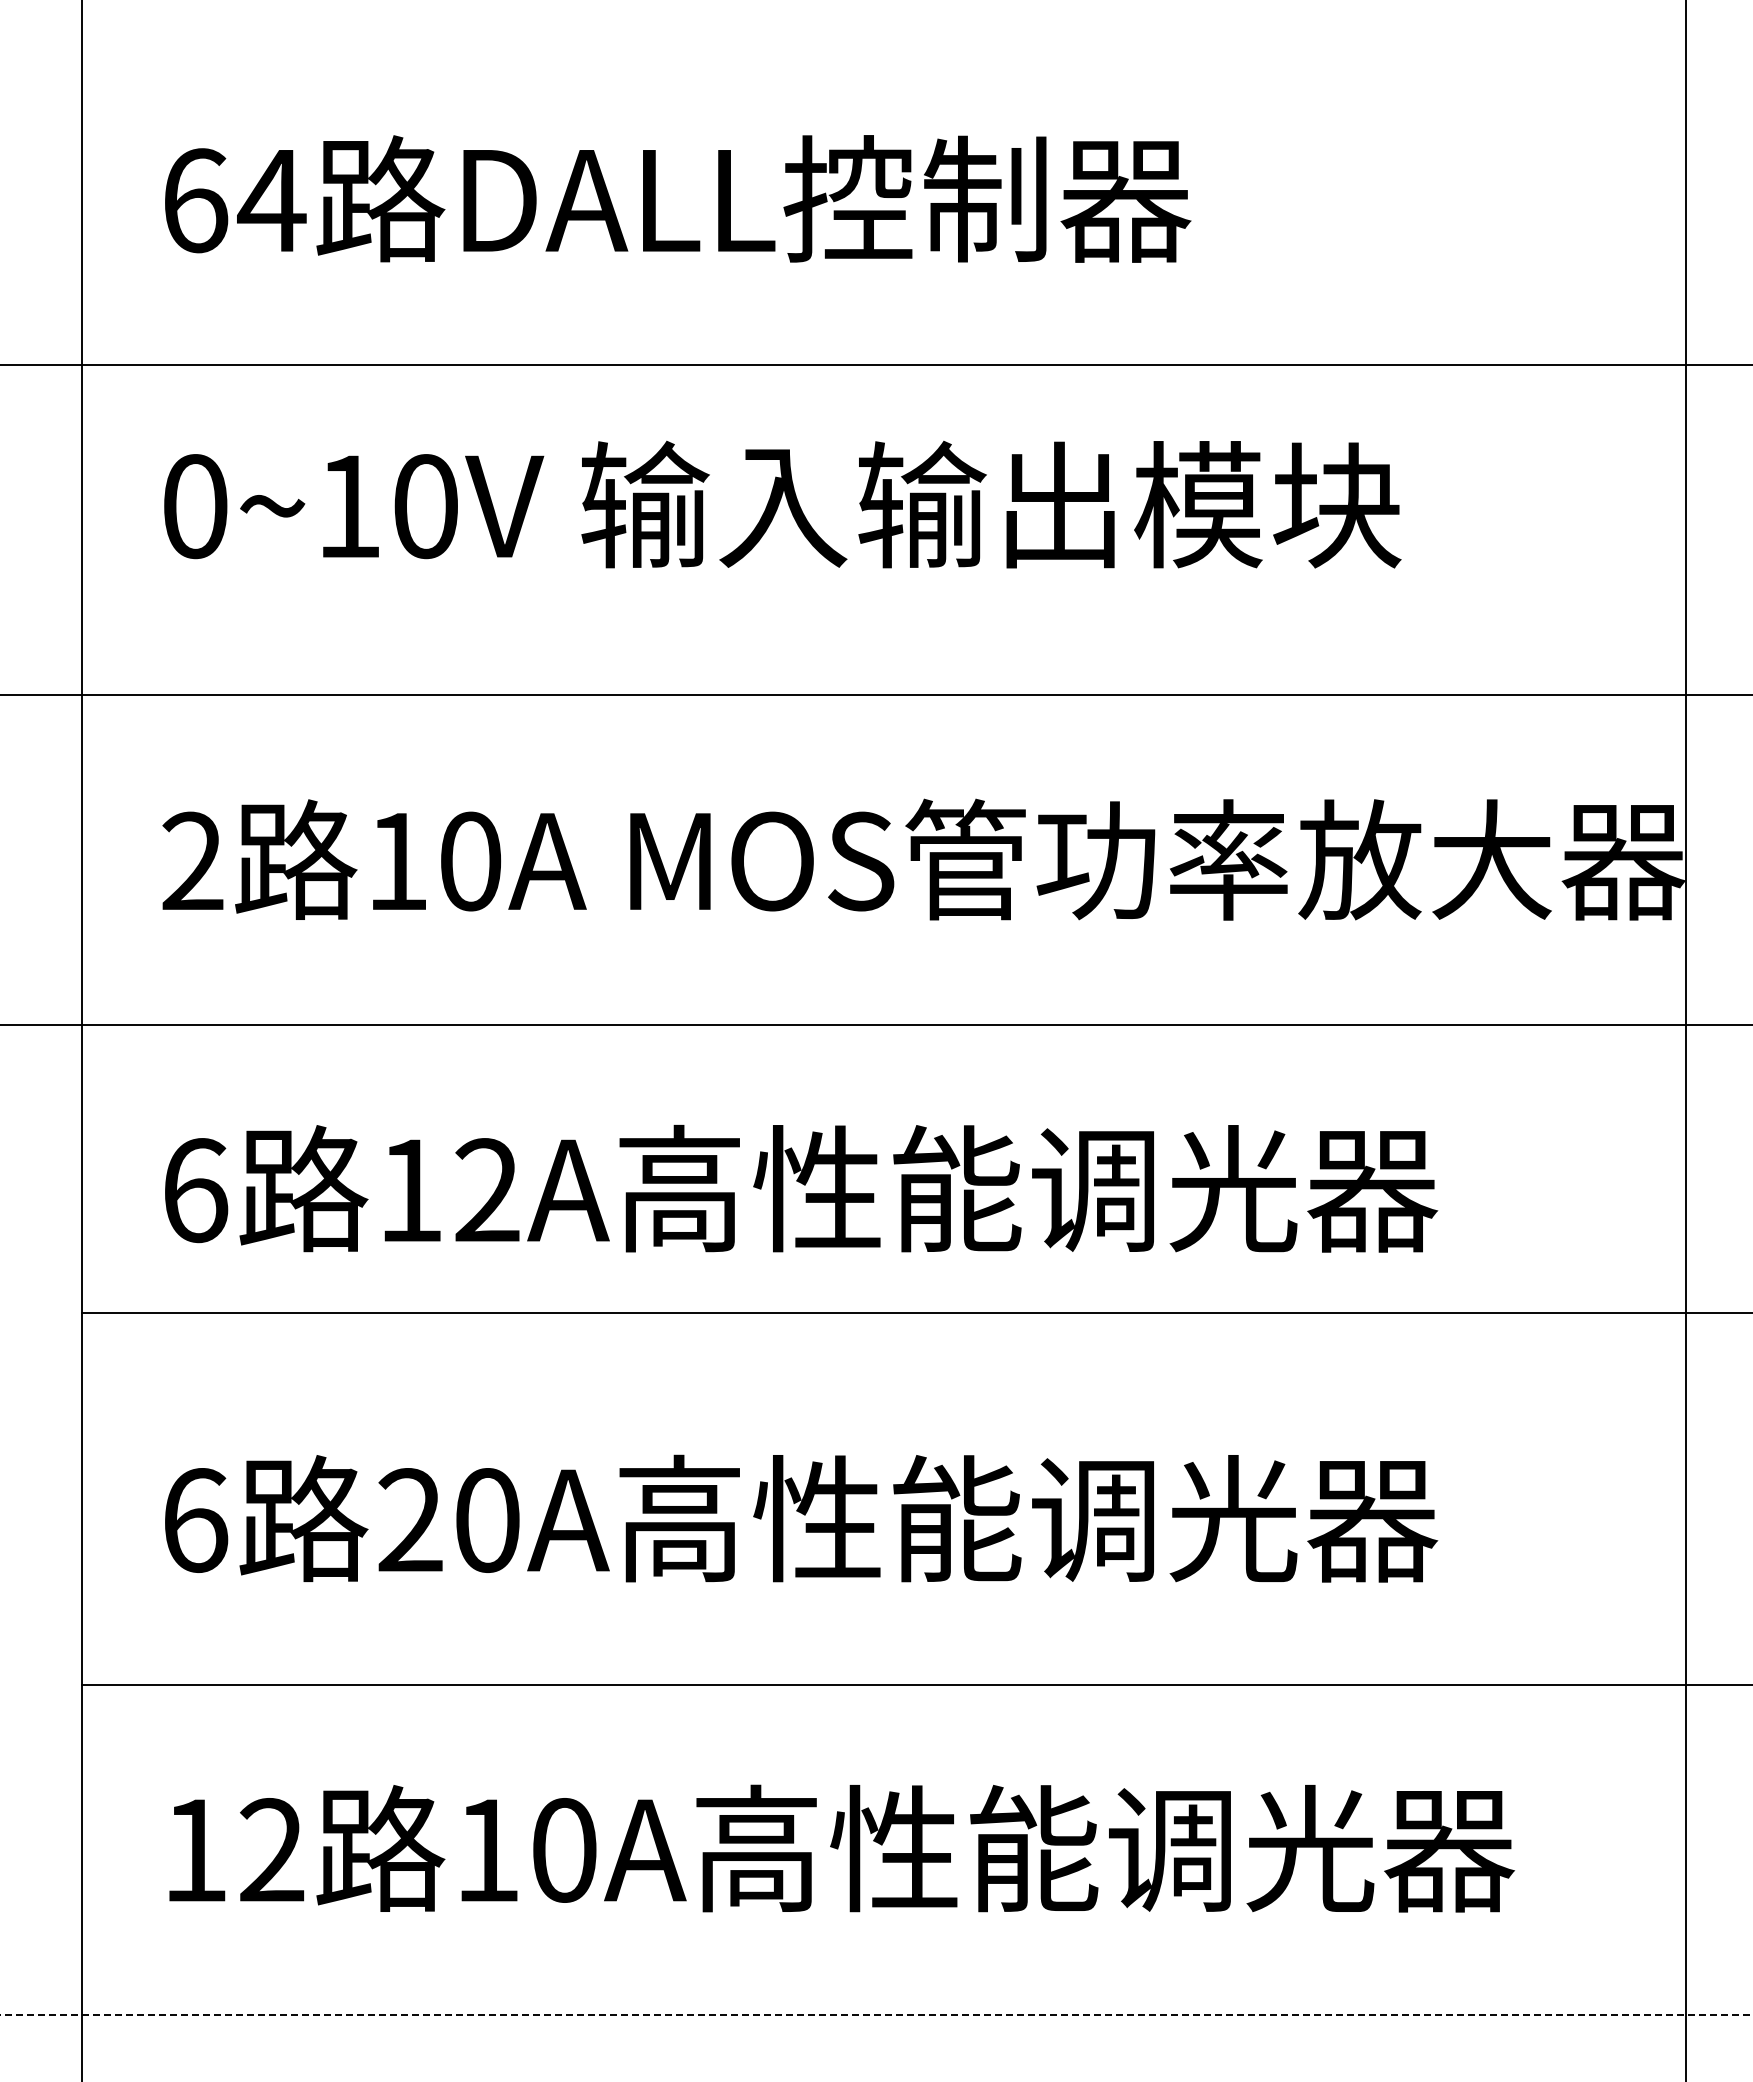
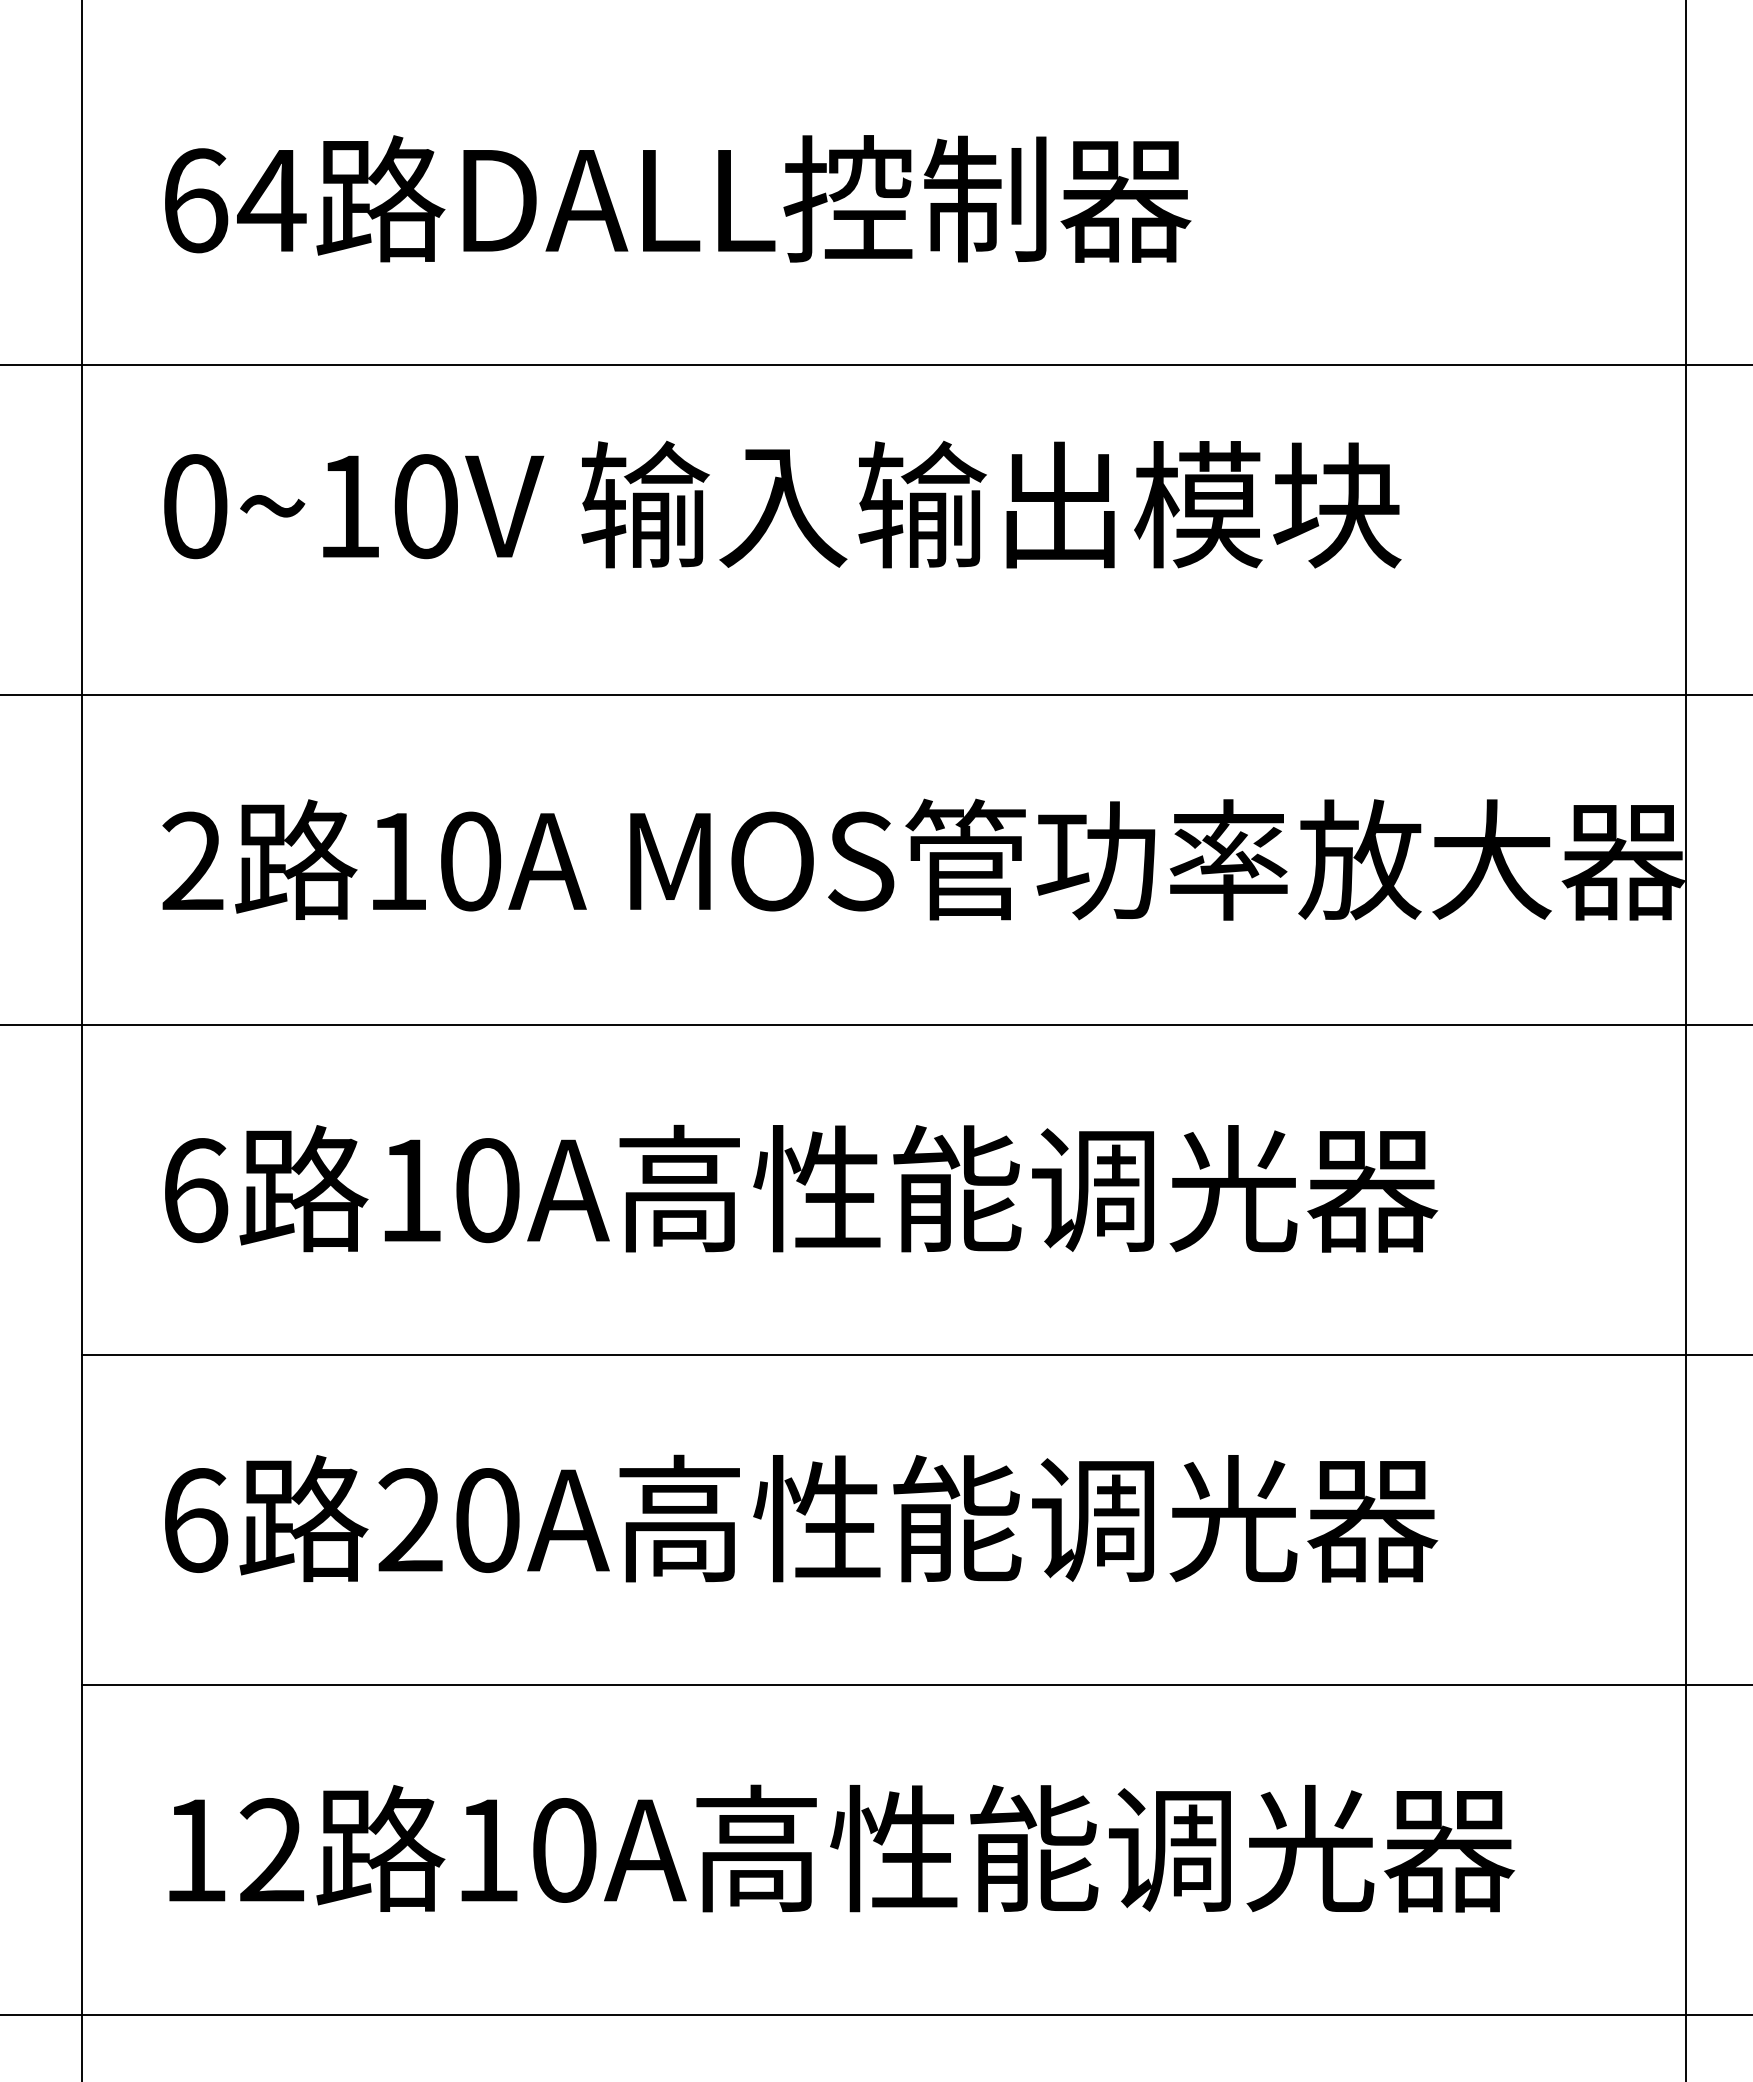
text: 12A -> 10A (487, 1190)
line position: (915, 1313) -> (915, 1355) (915, 1355)
line: dashed -> solid (876, 2015)
